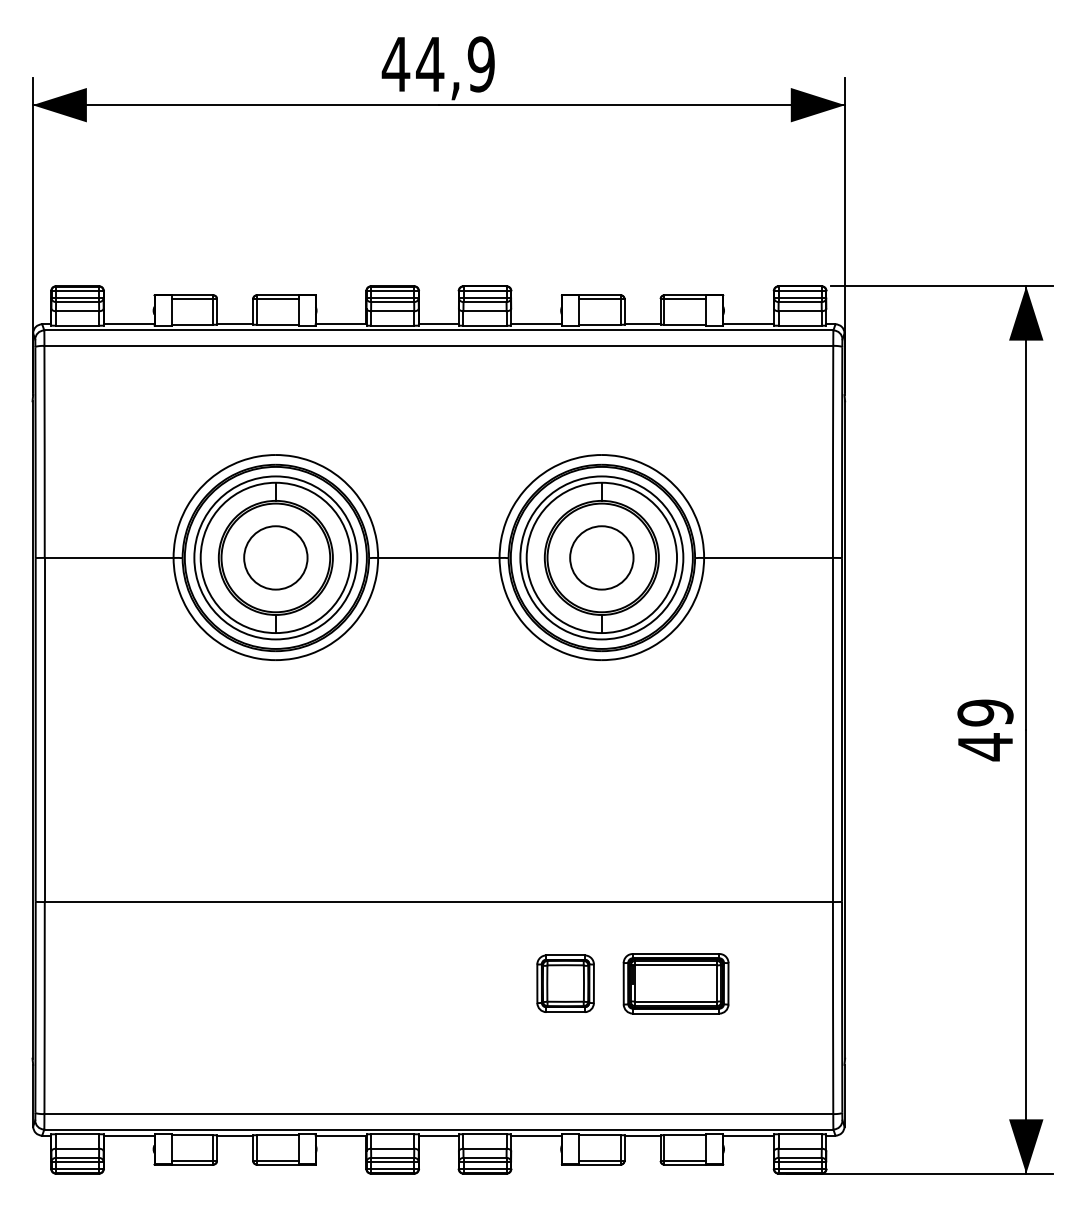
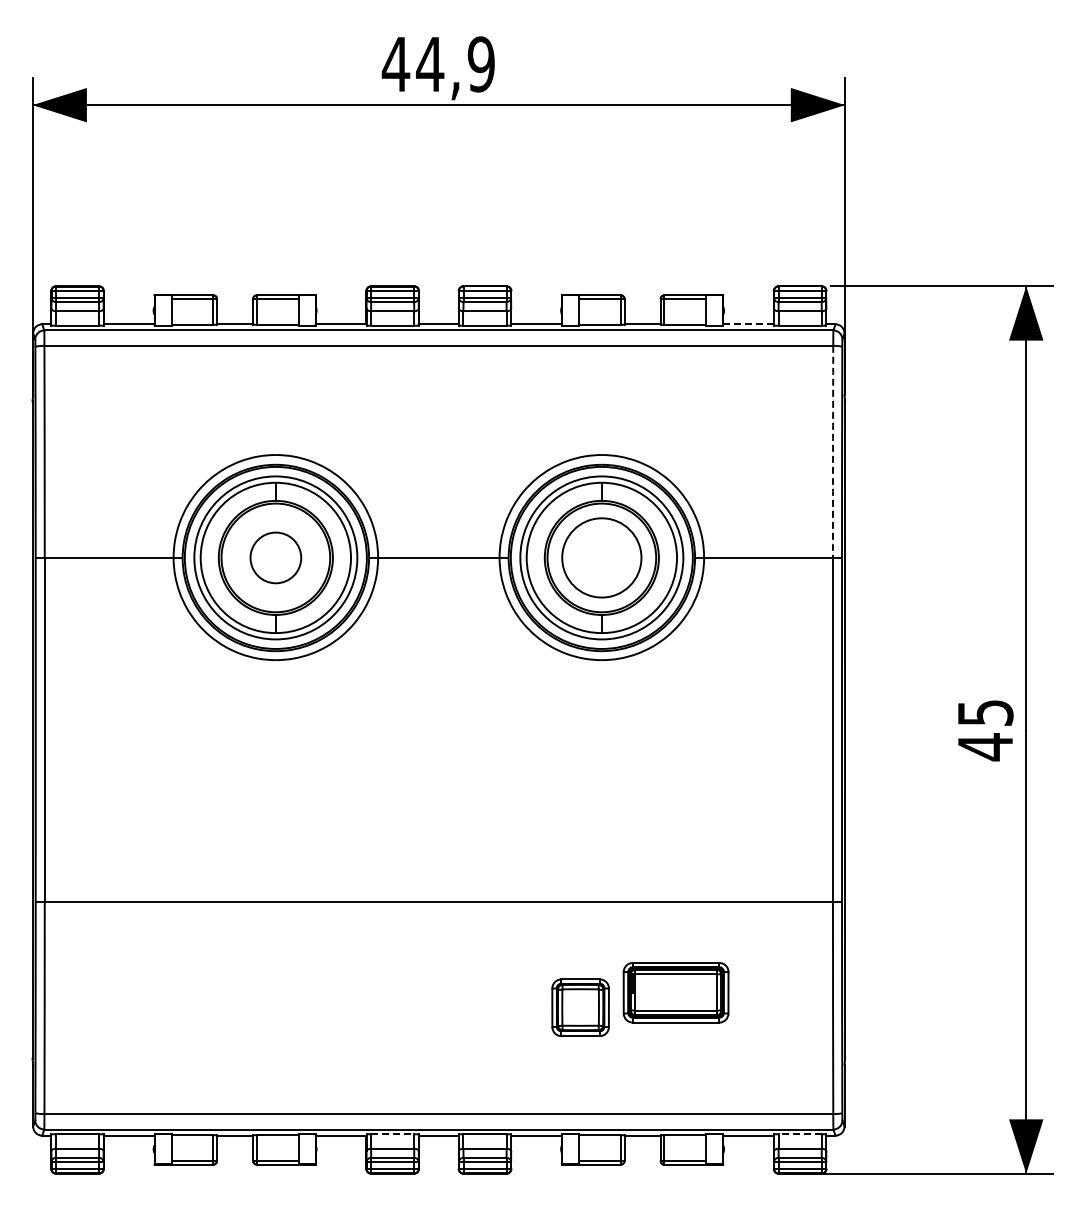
line: solid -> dashed (748, 324)
arc: solid -> dashed (833, 451)
circle size: 66x66 px -> 54x54 px (275, 557)
circle diameter: 63 px -> 79 px (601, 557)
text: 49 -> 45 (985, 712)
part position: (565, 983) -> (580, 1007) (580, 1007)
part position: (675, 983) -> (675, 992) (675, 992)
line: solid -> dashed (392, 1134)
line: solid -> dashed (800, 1134)
